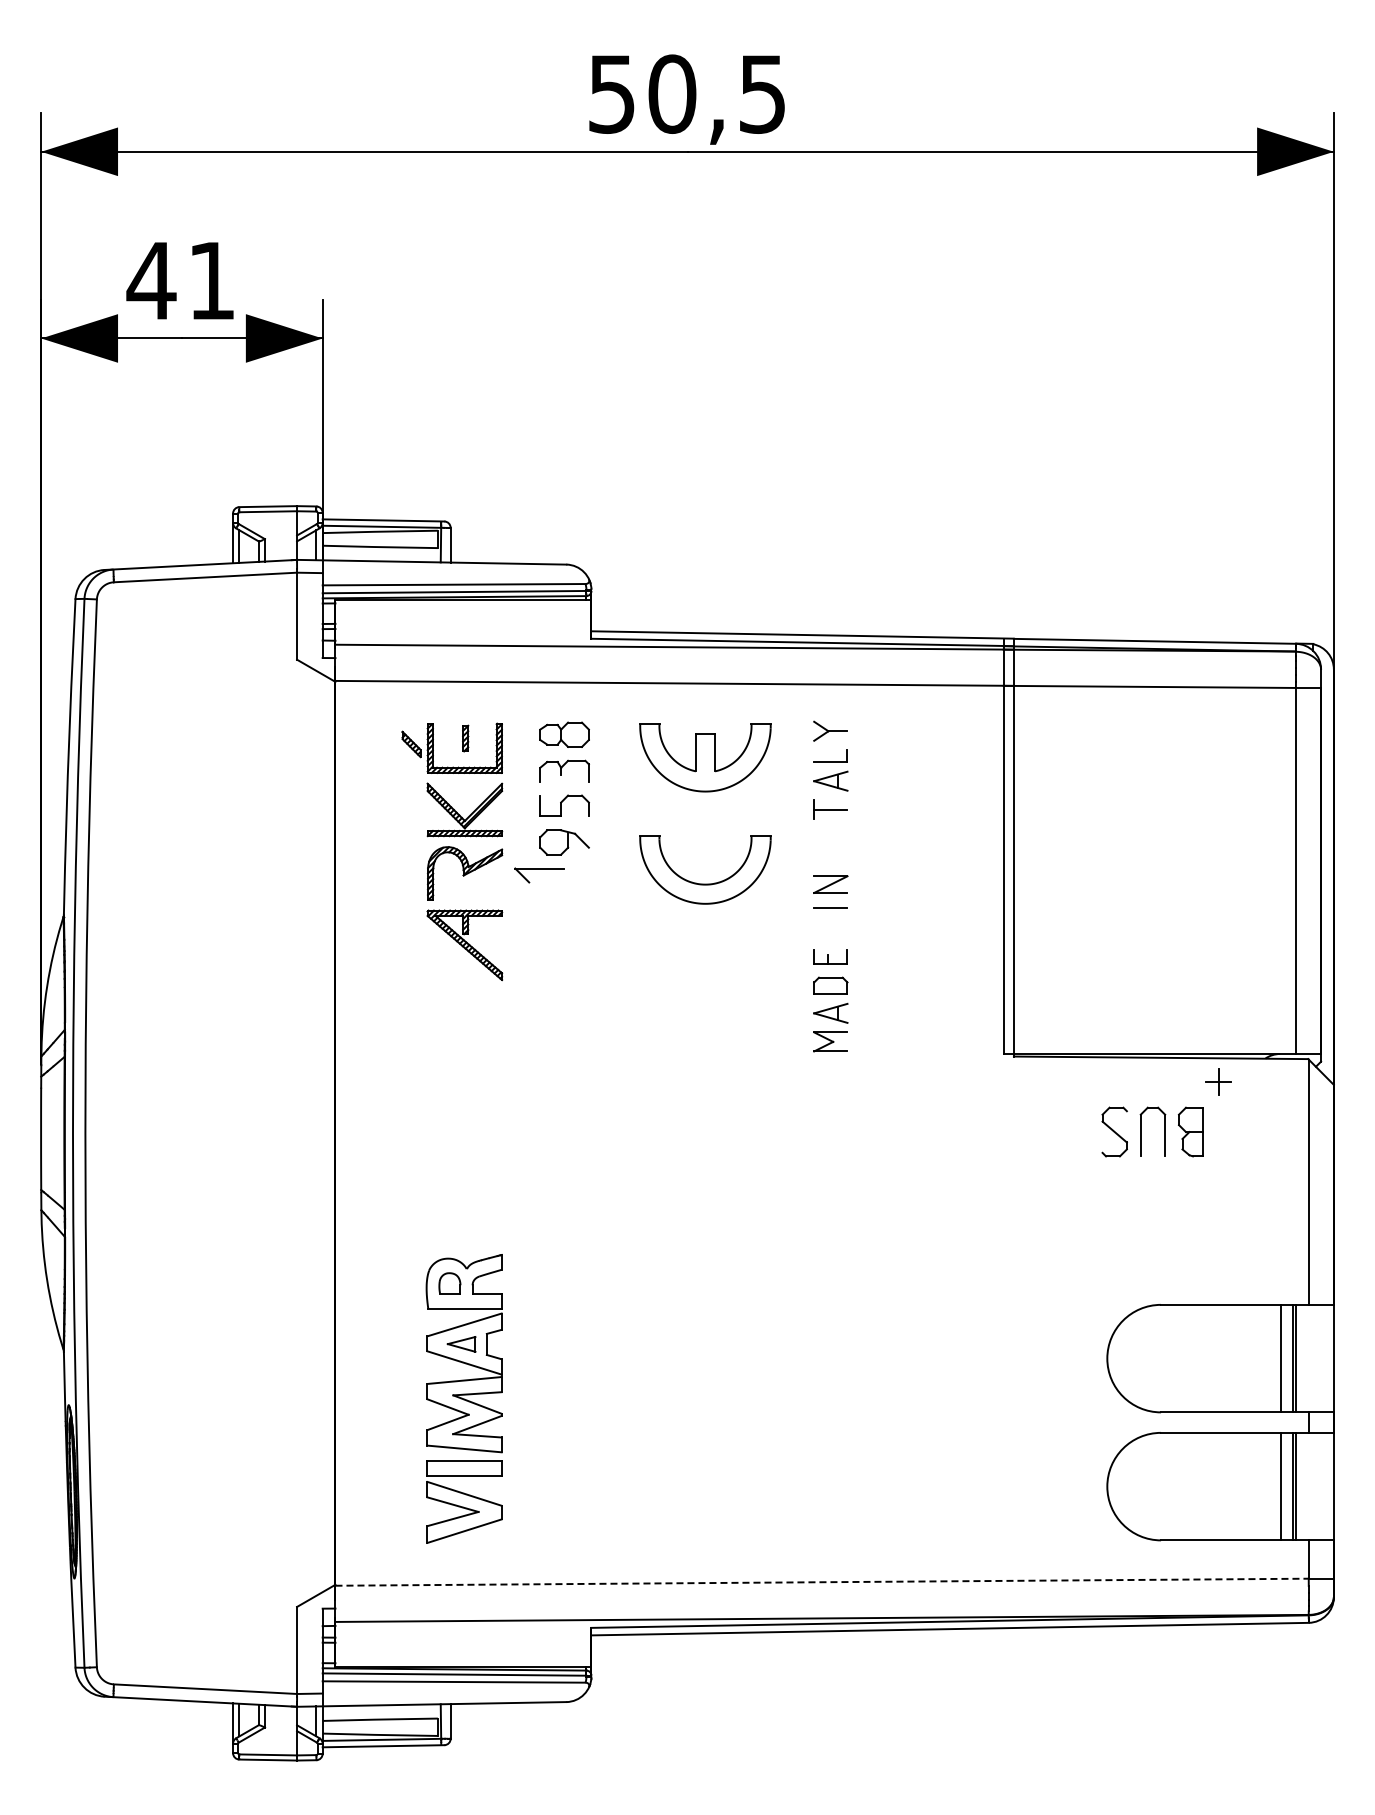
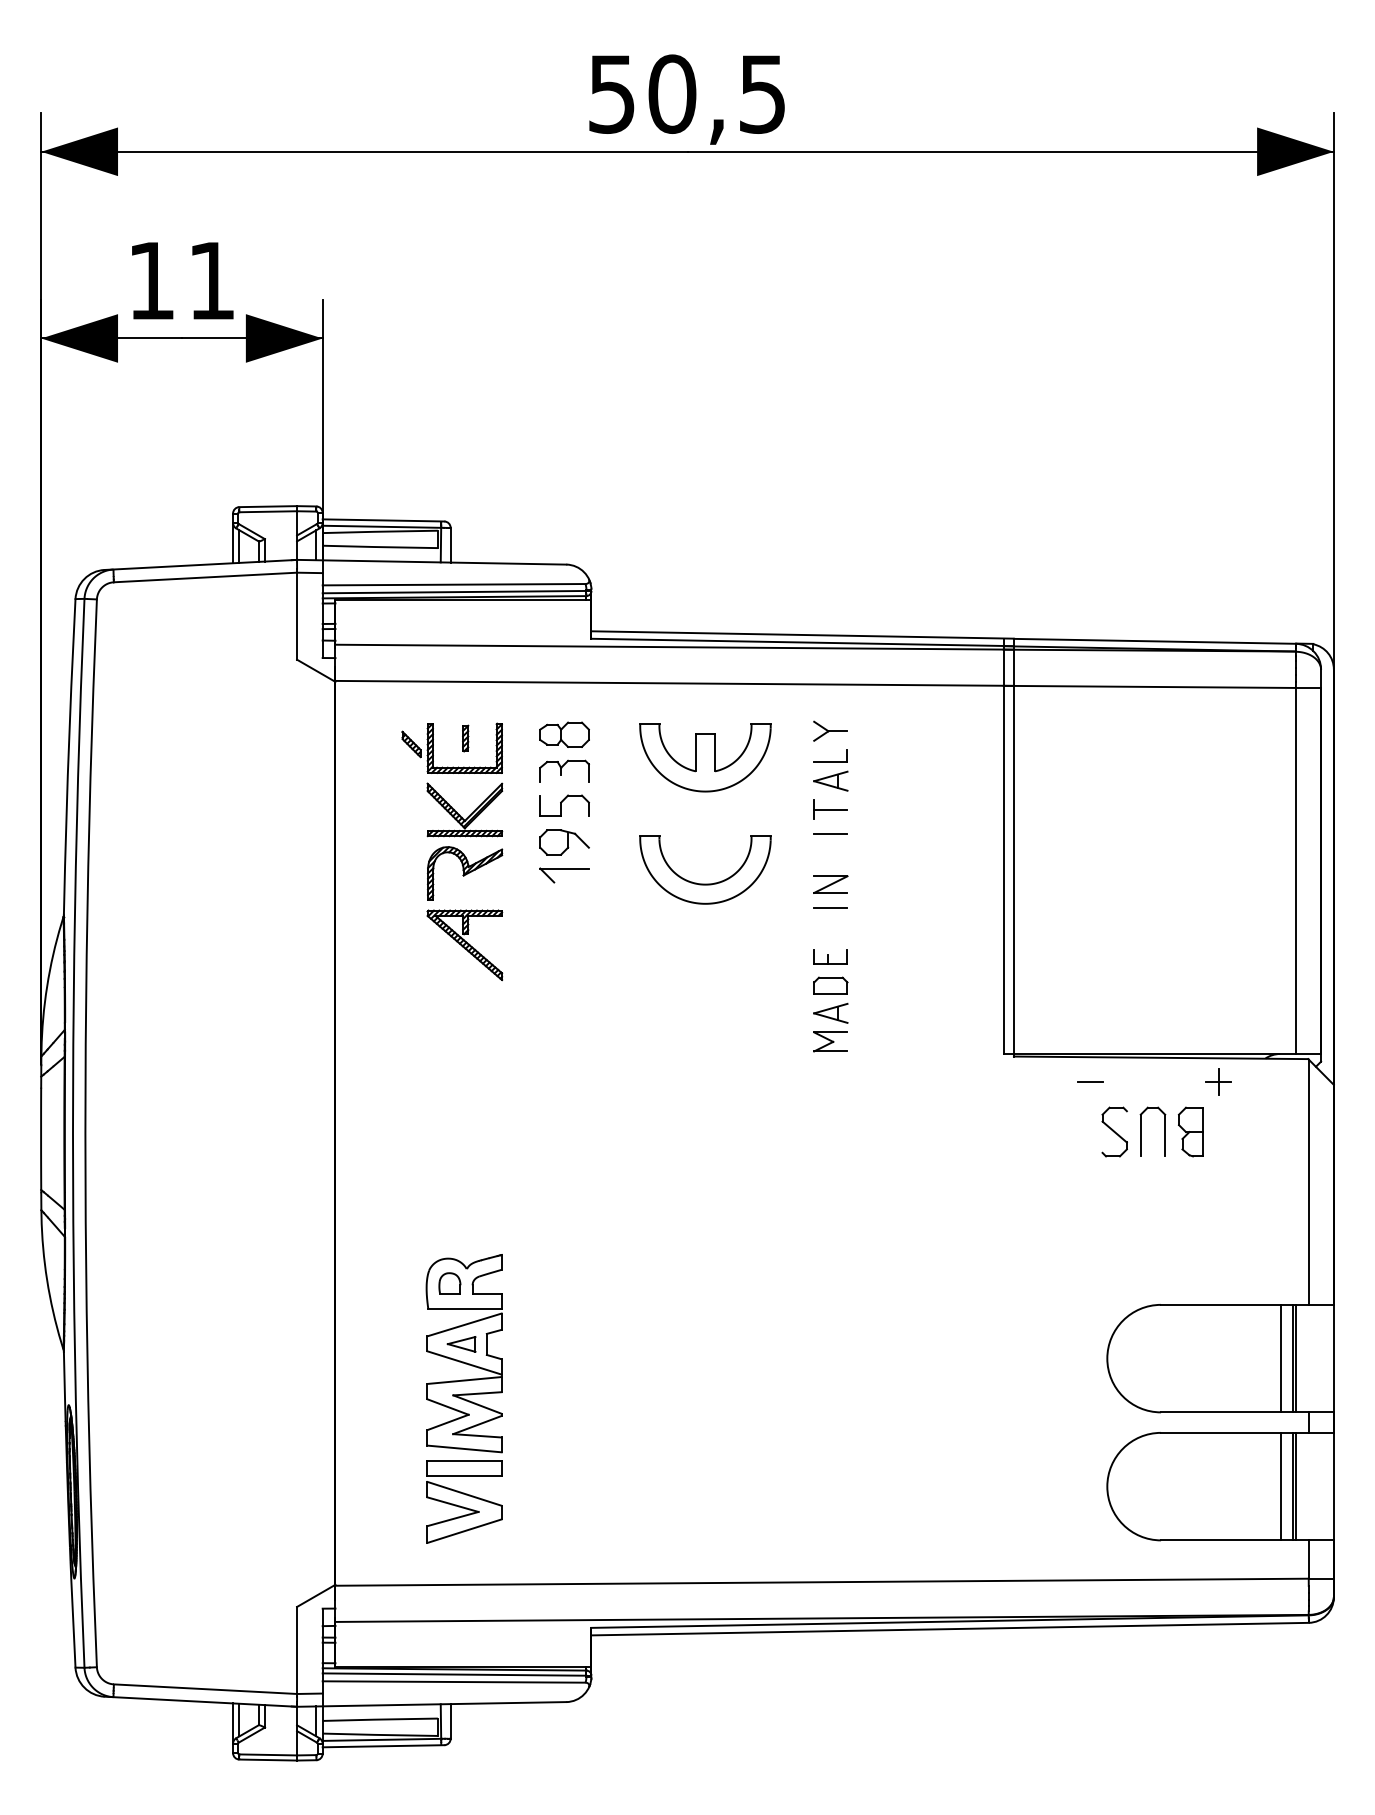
text: 41 -> 11 (151, 280)
line: none -> present (830, 834)
part position: (539, 875) -> (564, 875) (564, 875)
line: none -> present (1090, 1082)
line: dashed -> solid (822, 1582)
